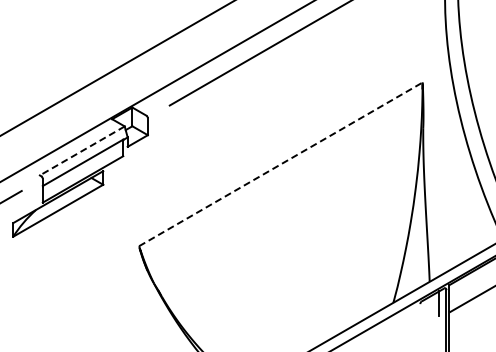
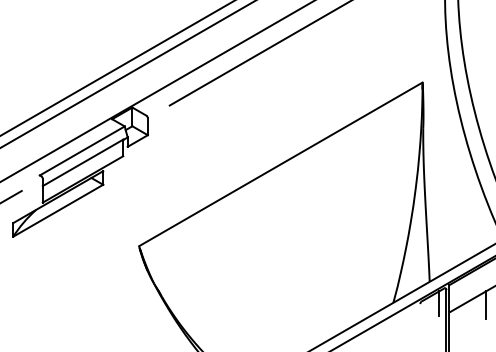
line: none -> present (127, 74)
line: dashed -> solid (82, 150)
line: dashed -> solid (280, 164)
line: none -> present (486, 305)
